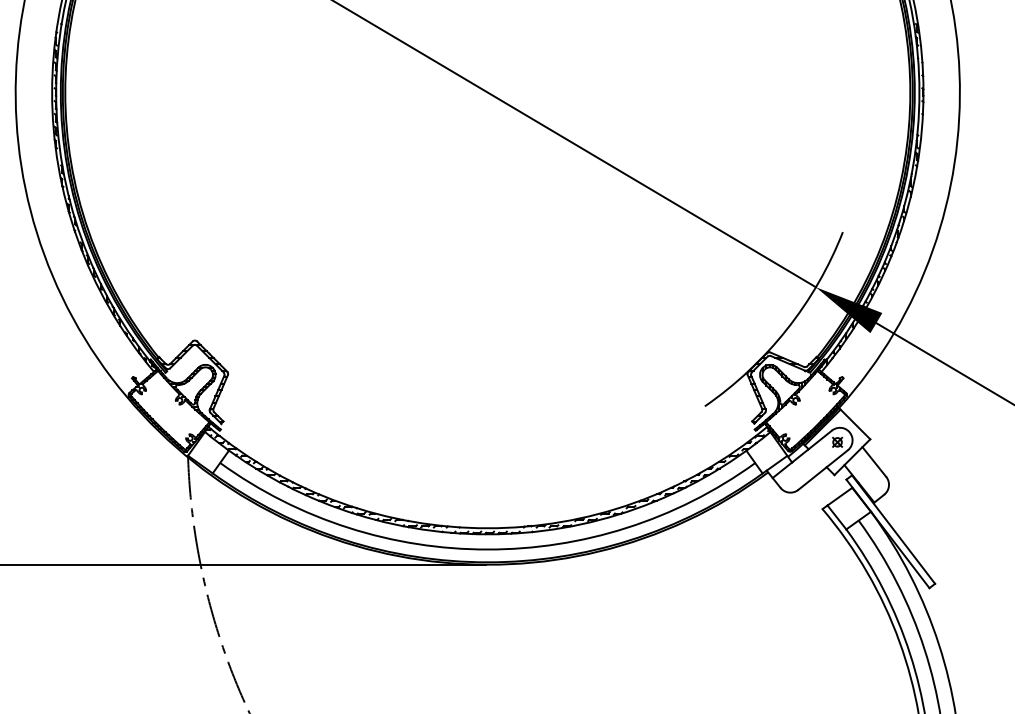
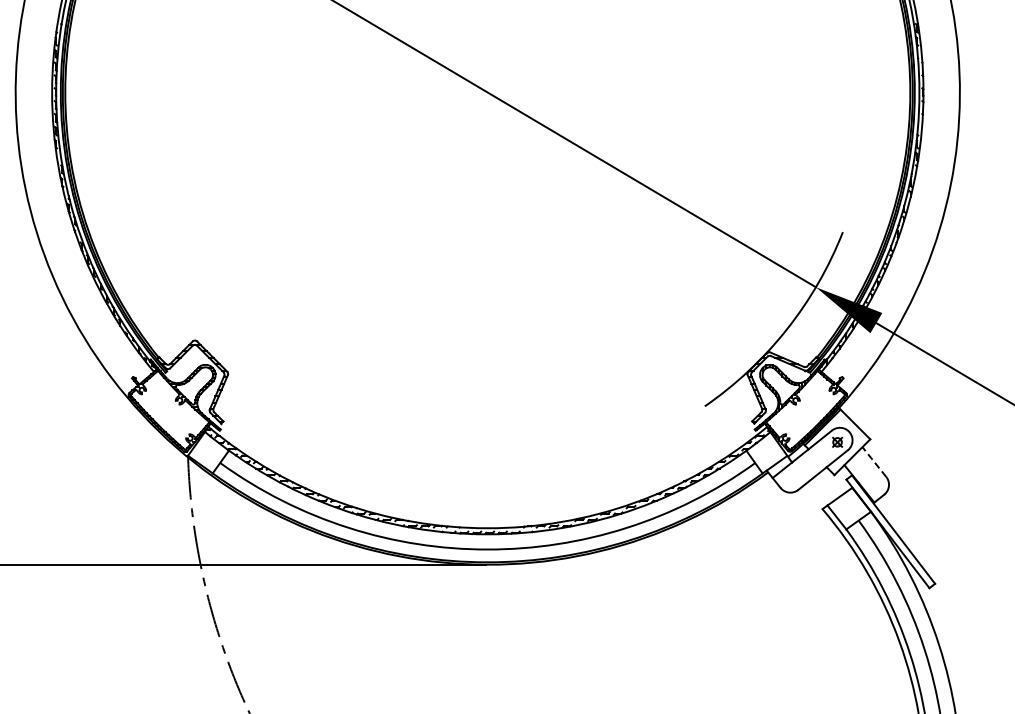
line: solid -> dashed (874, 461)
